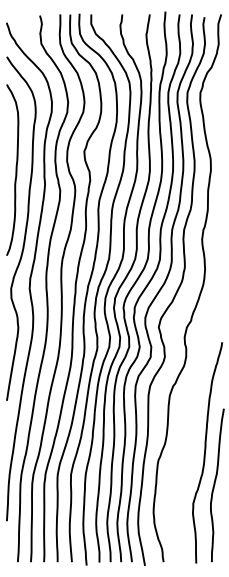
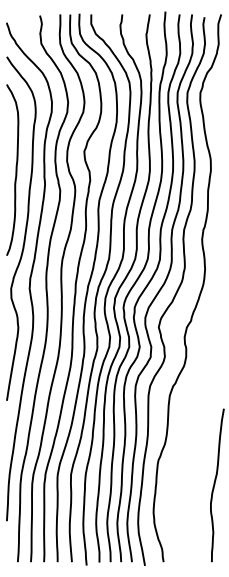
curve: present -> none (205, 452)
